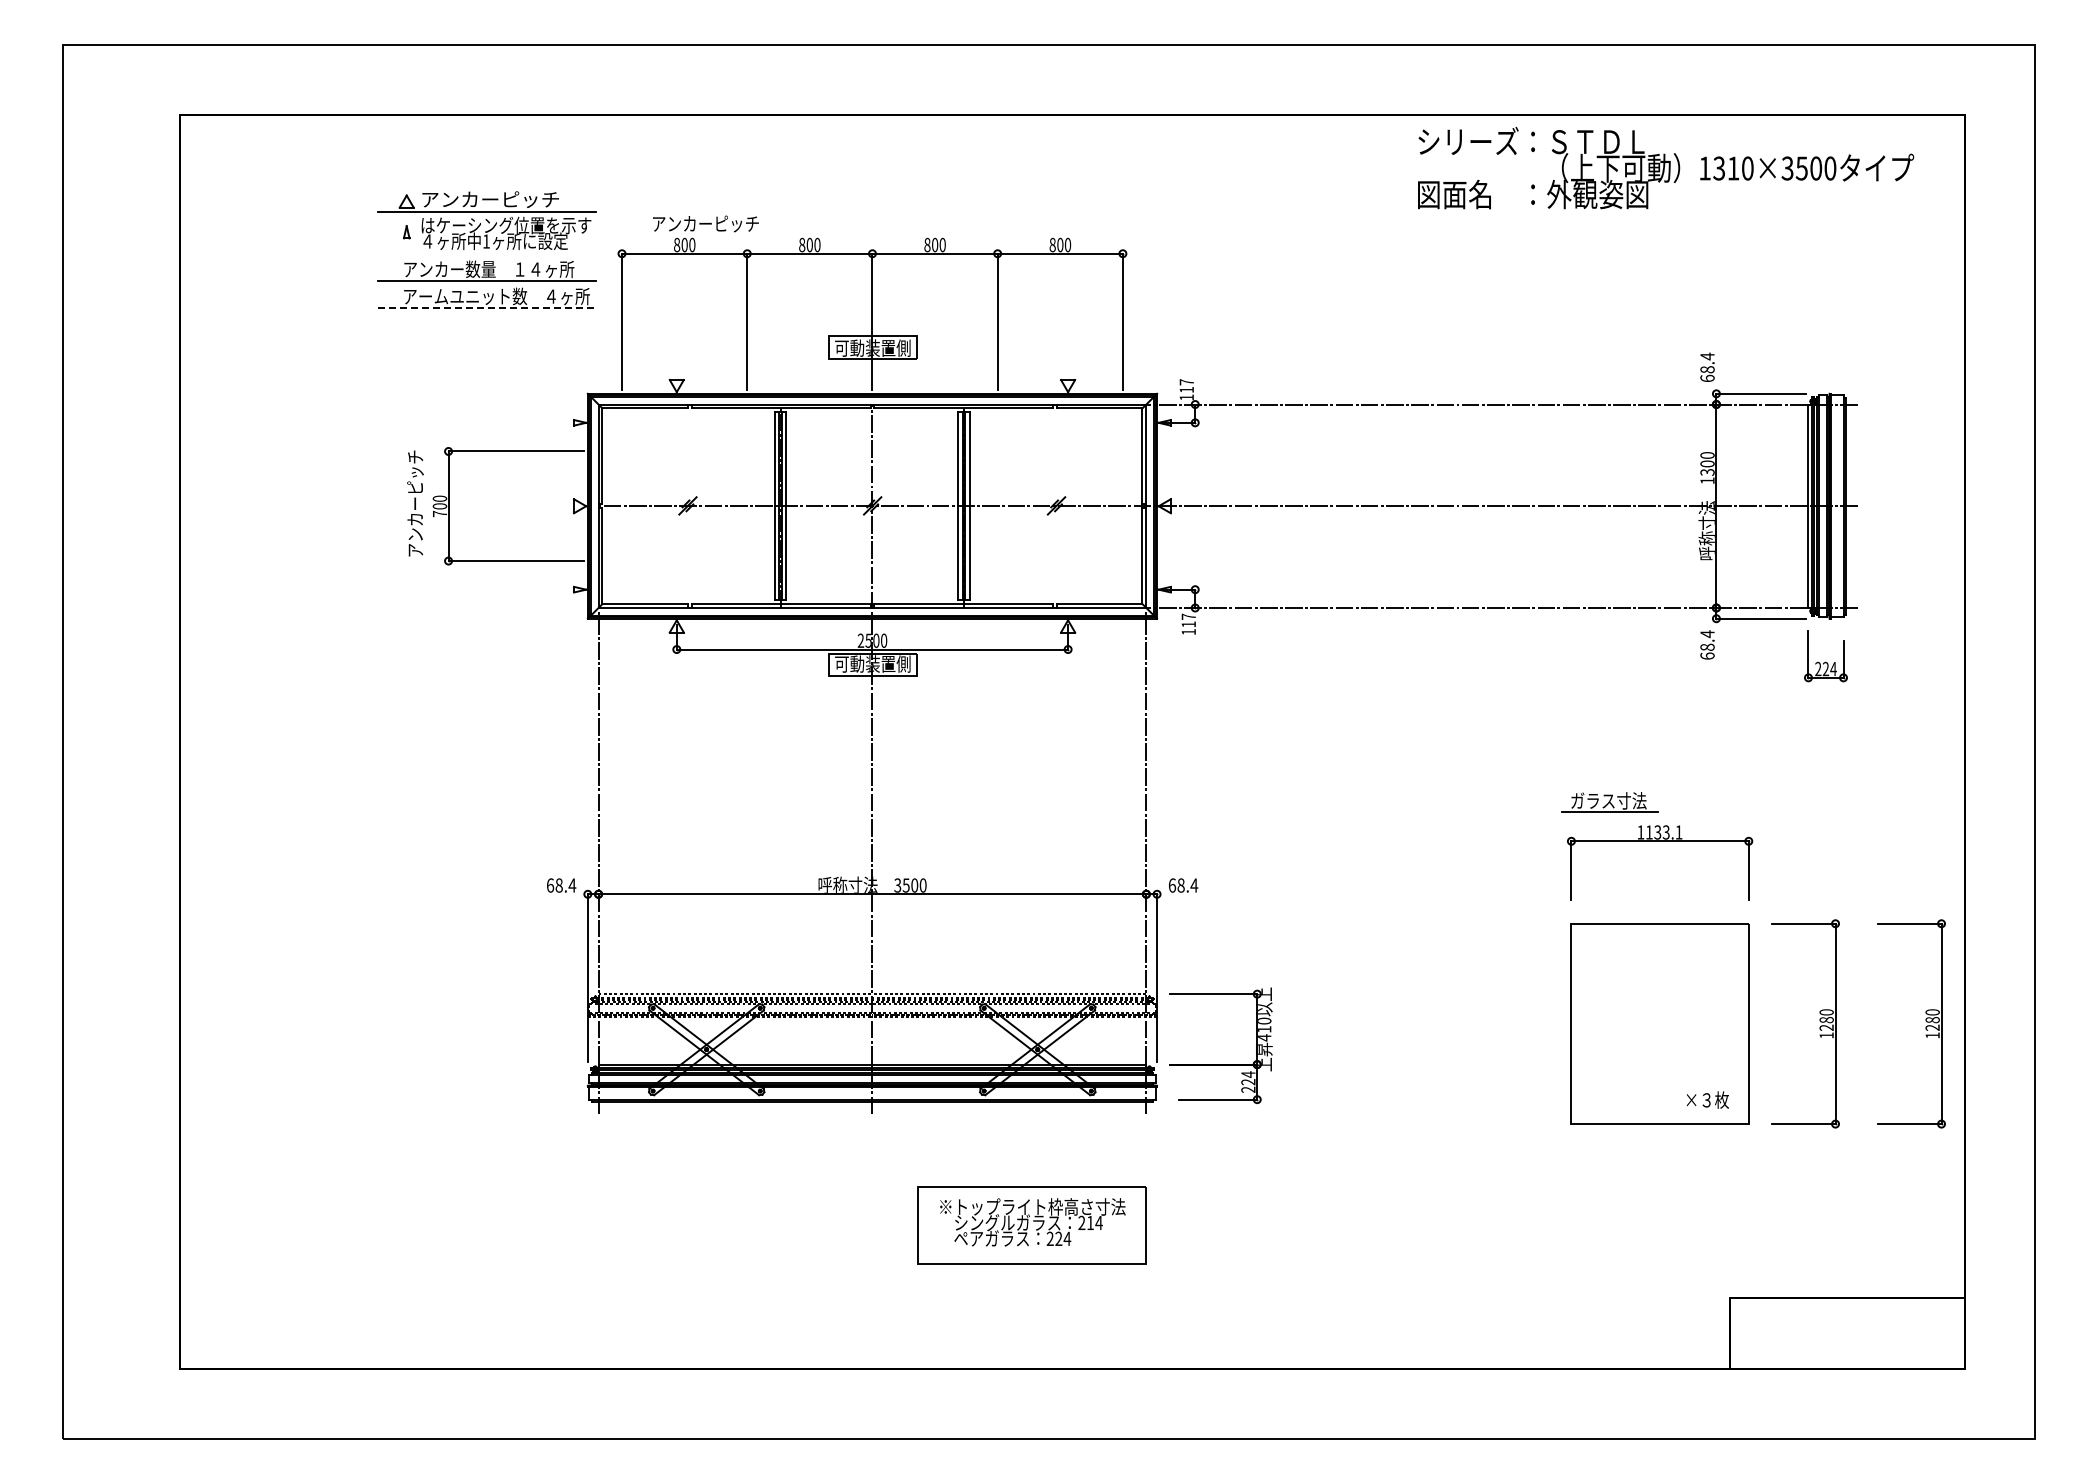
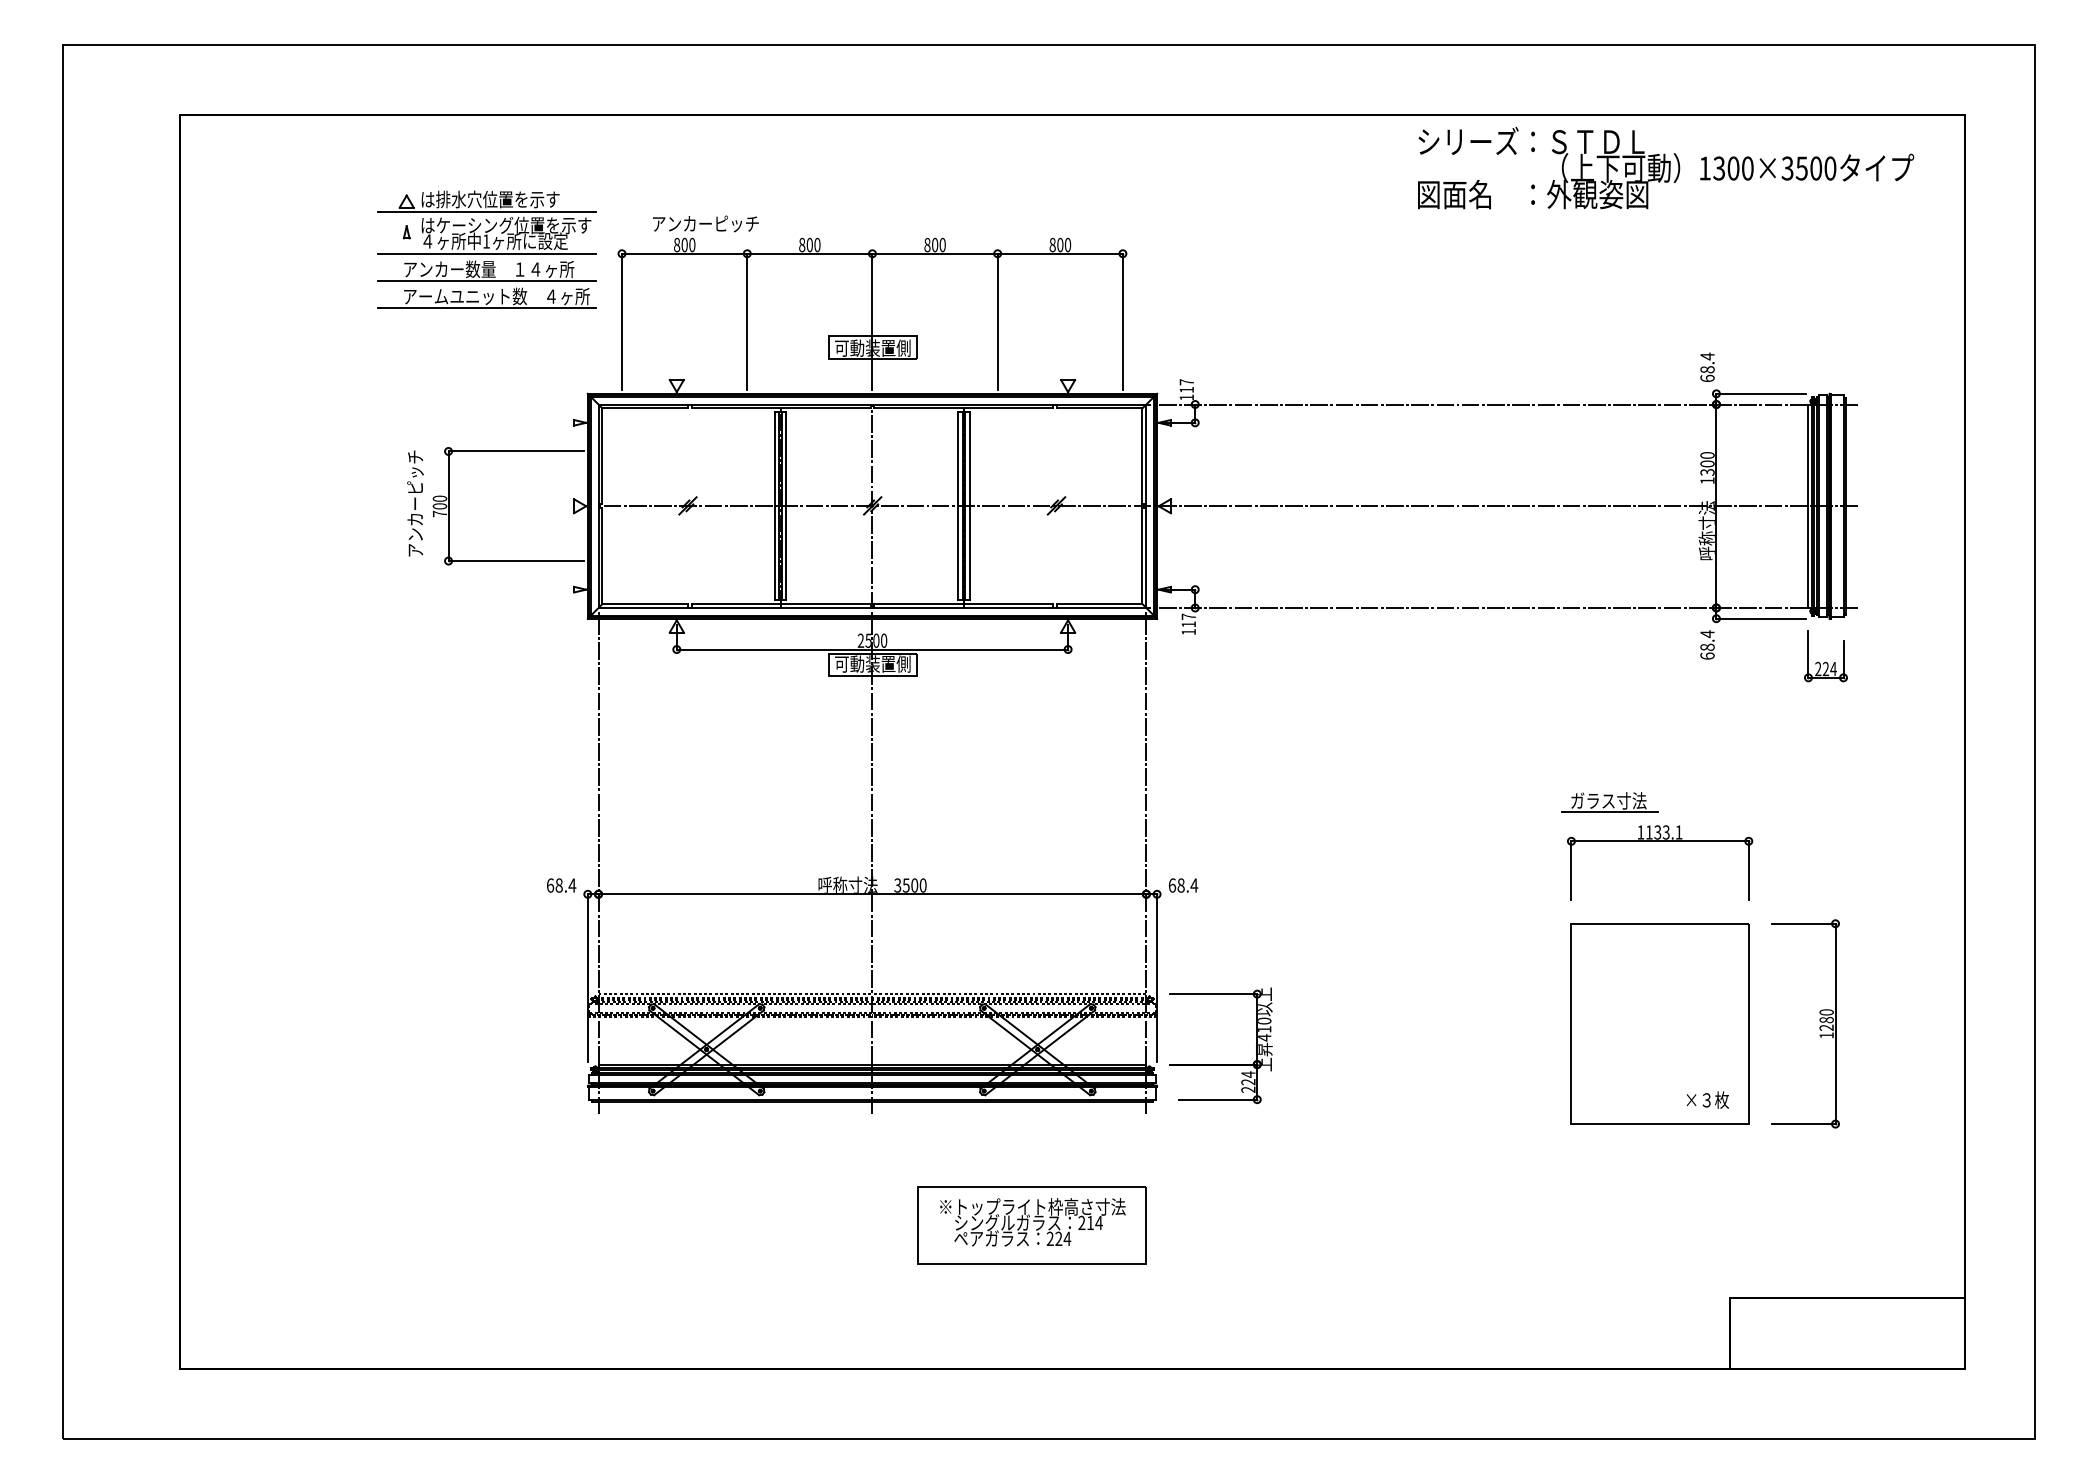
text: 1310×3500 -> 1300×3500 (1733, 168)
text: アンカーピッチ -> は排水穴位置を示す (490, 199)
line: none -> present (486, 253)
line: dashed -> solid (487, 308)
part: present -> none (1925, 1020)
